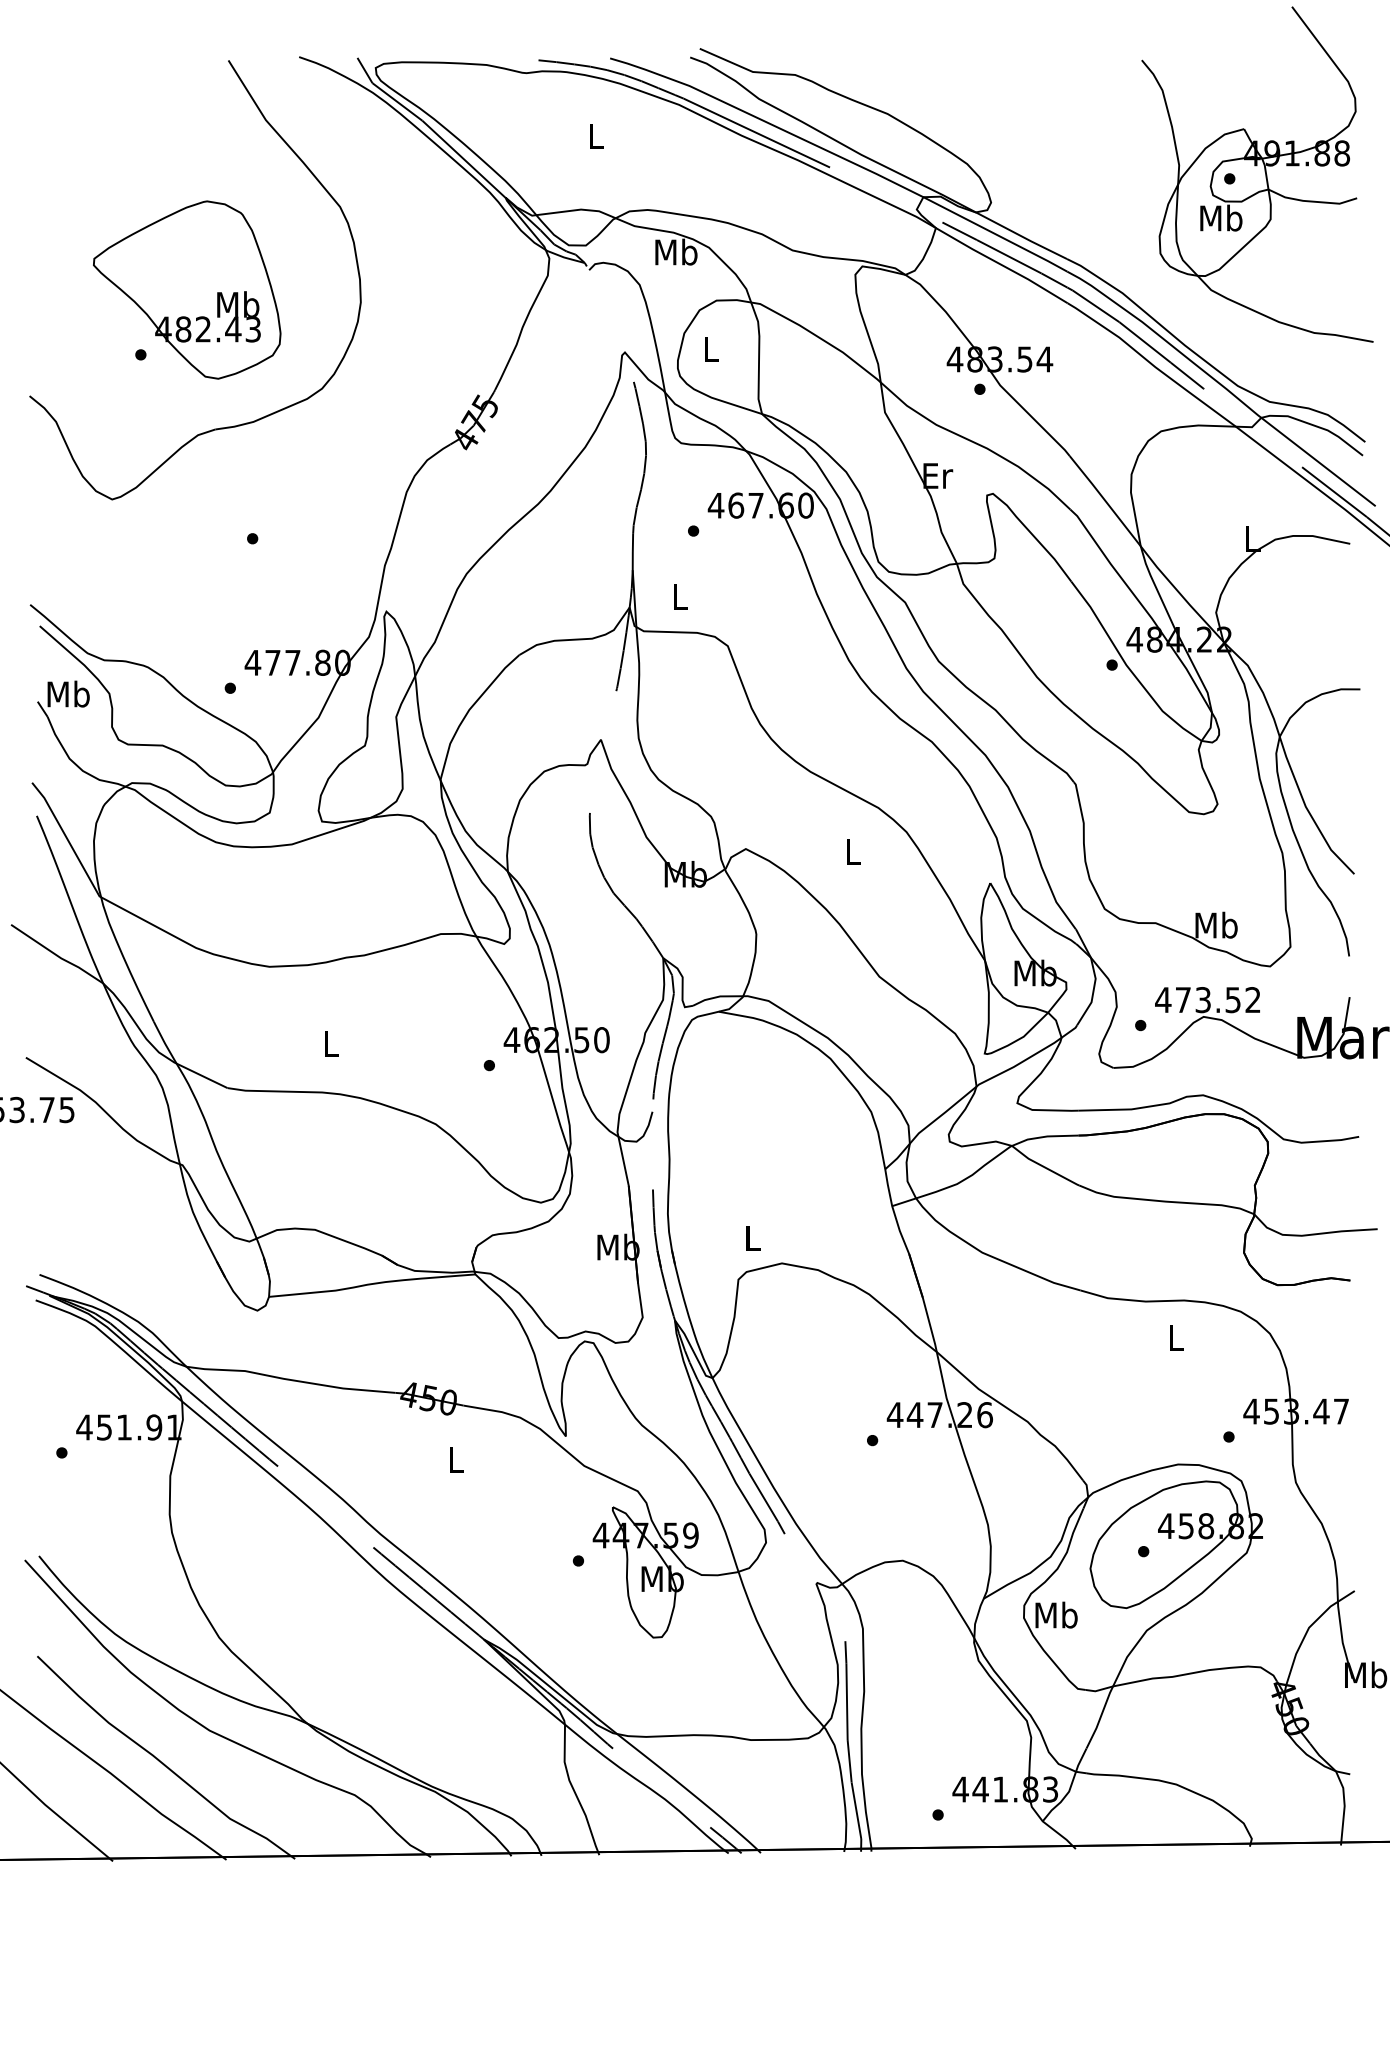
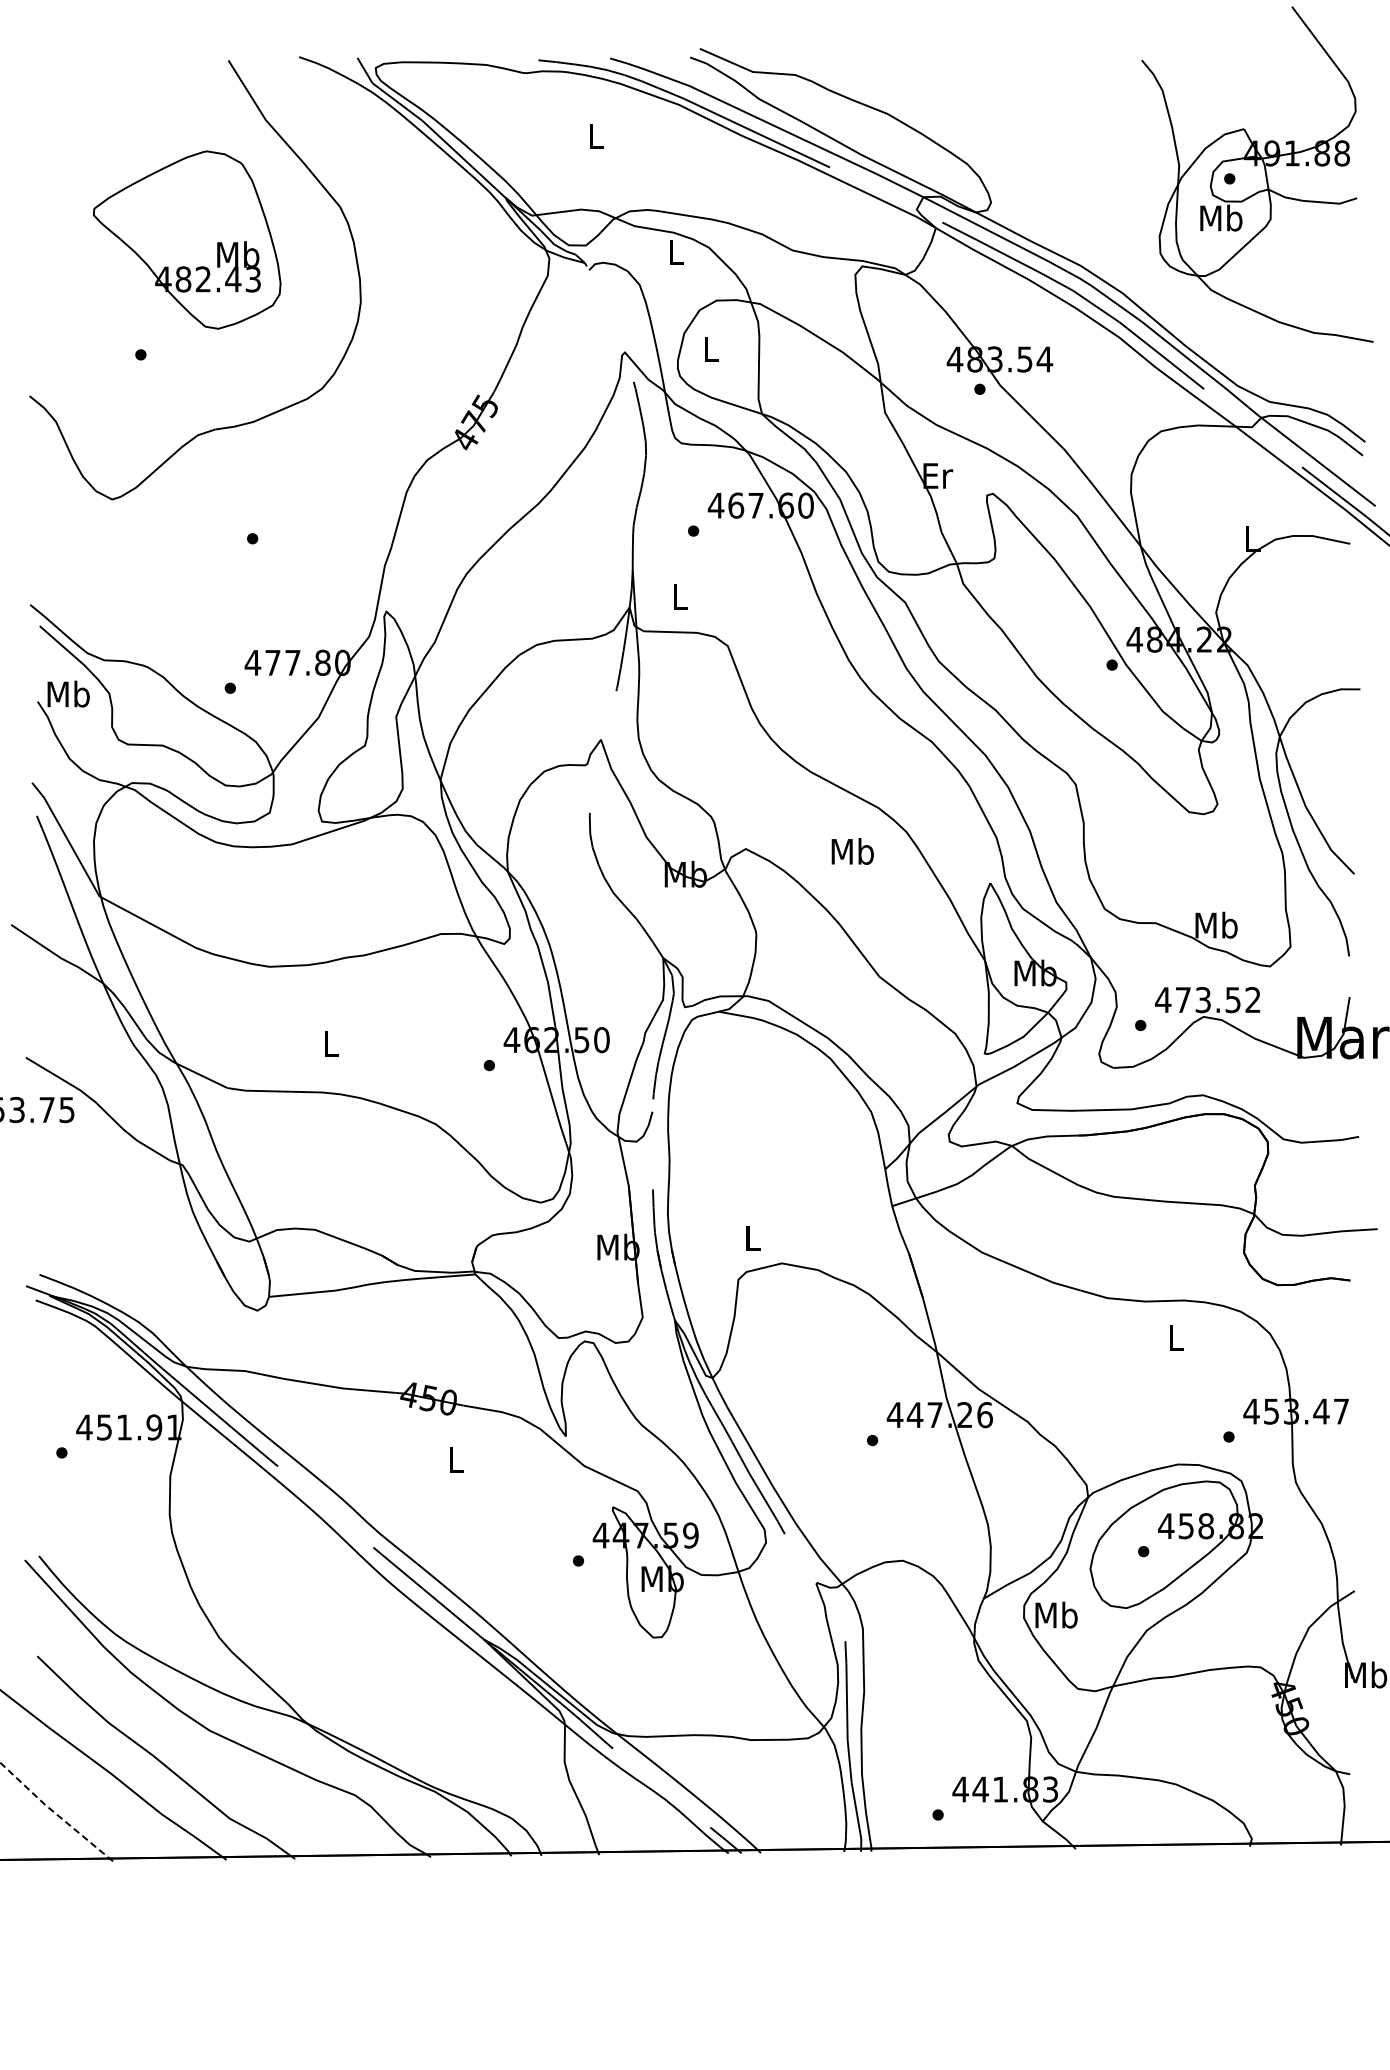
text: Mb -> L (676, 251)
part position: (187, 289) -> (187, 239) (187, 239)
text: L -> Mb (852, 851)
line: solid -> dashed (55, 1813)
